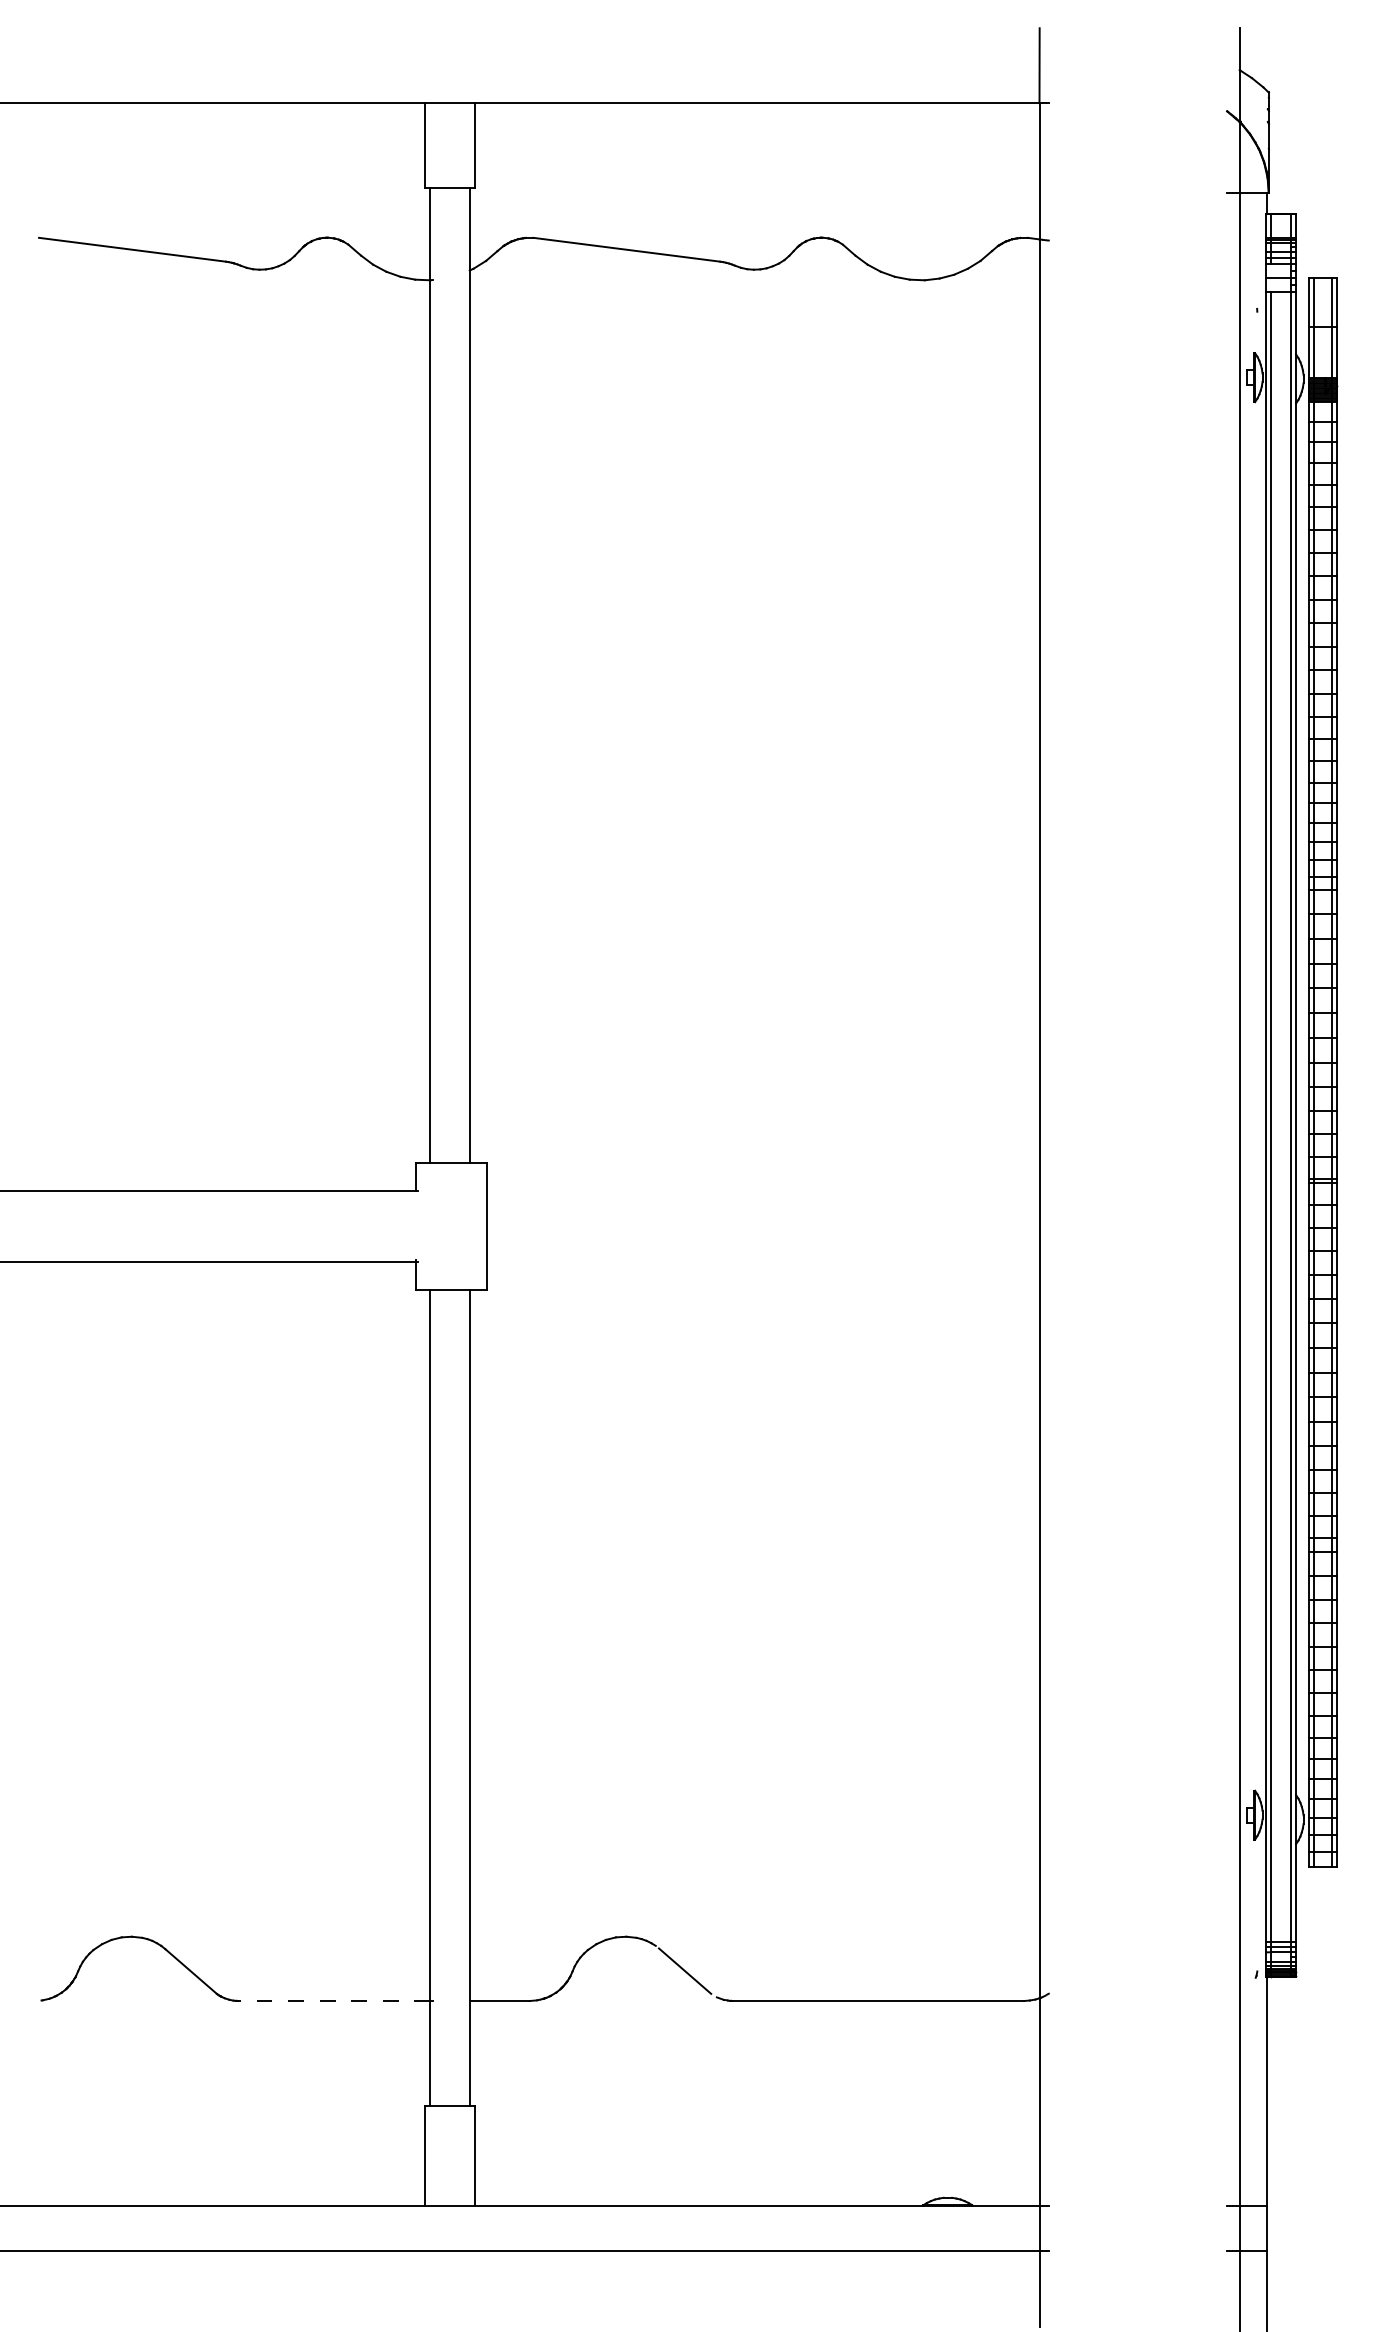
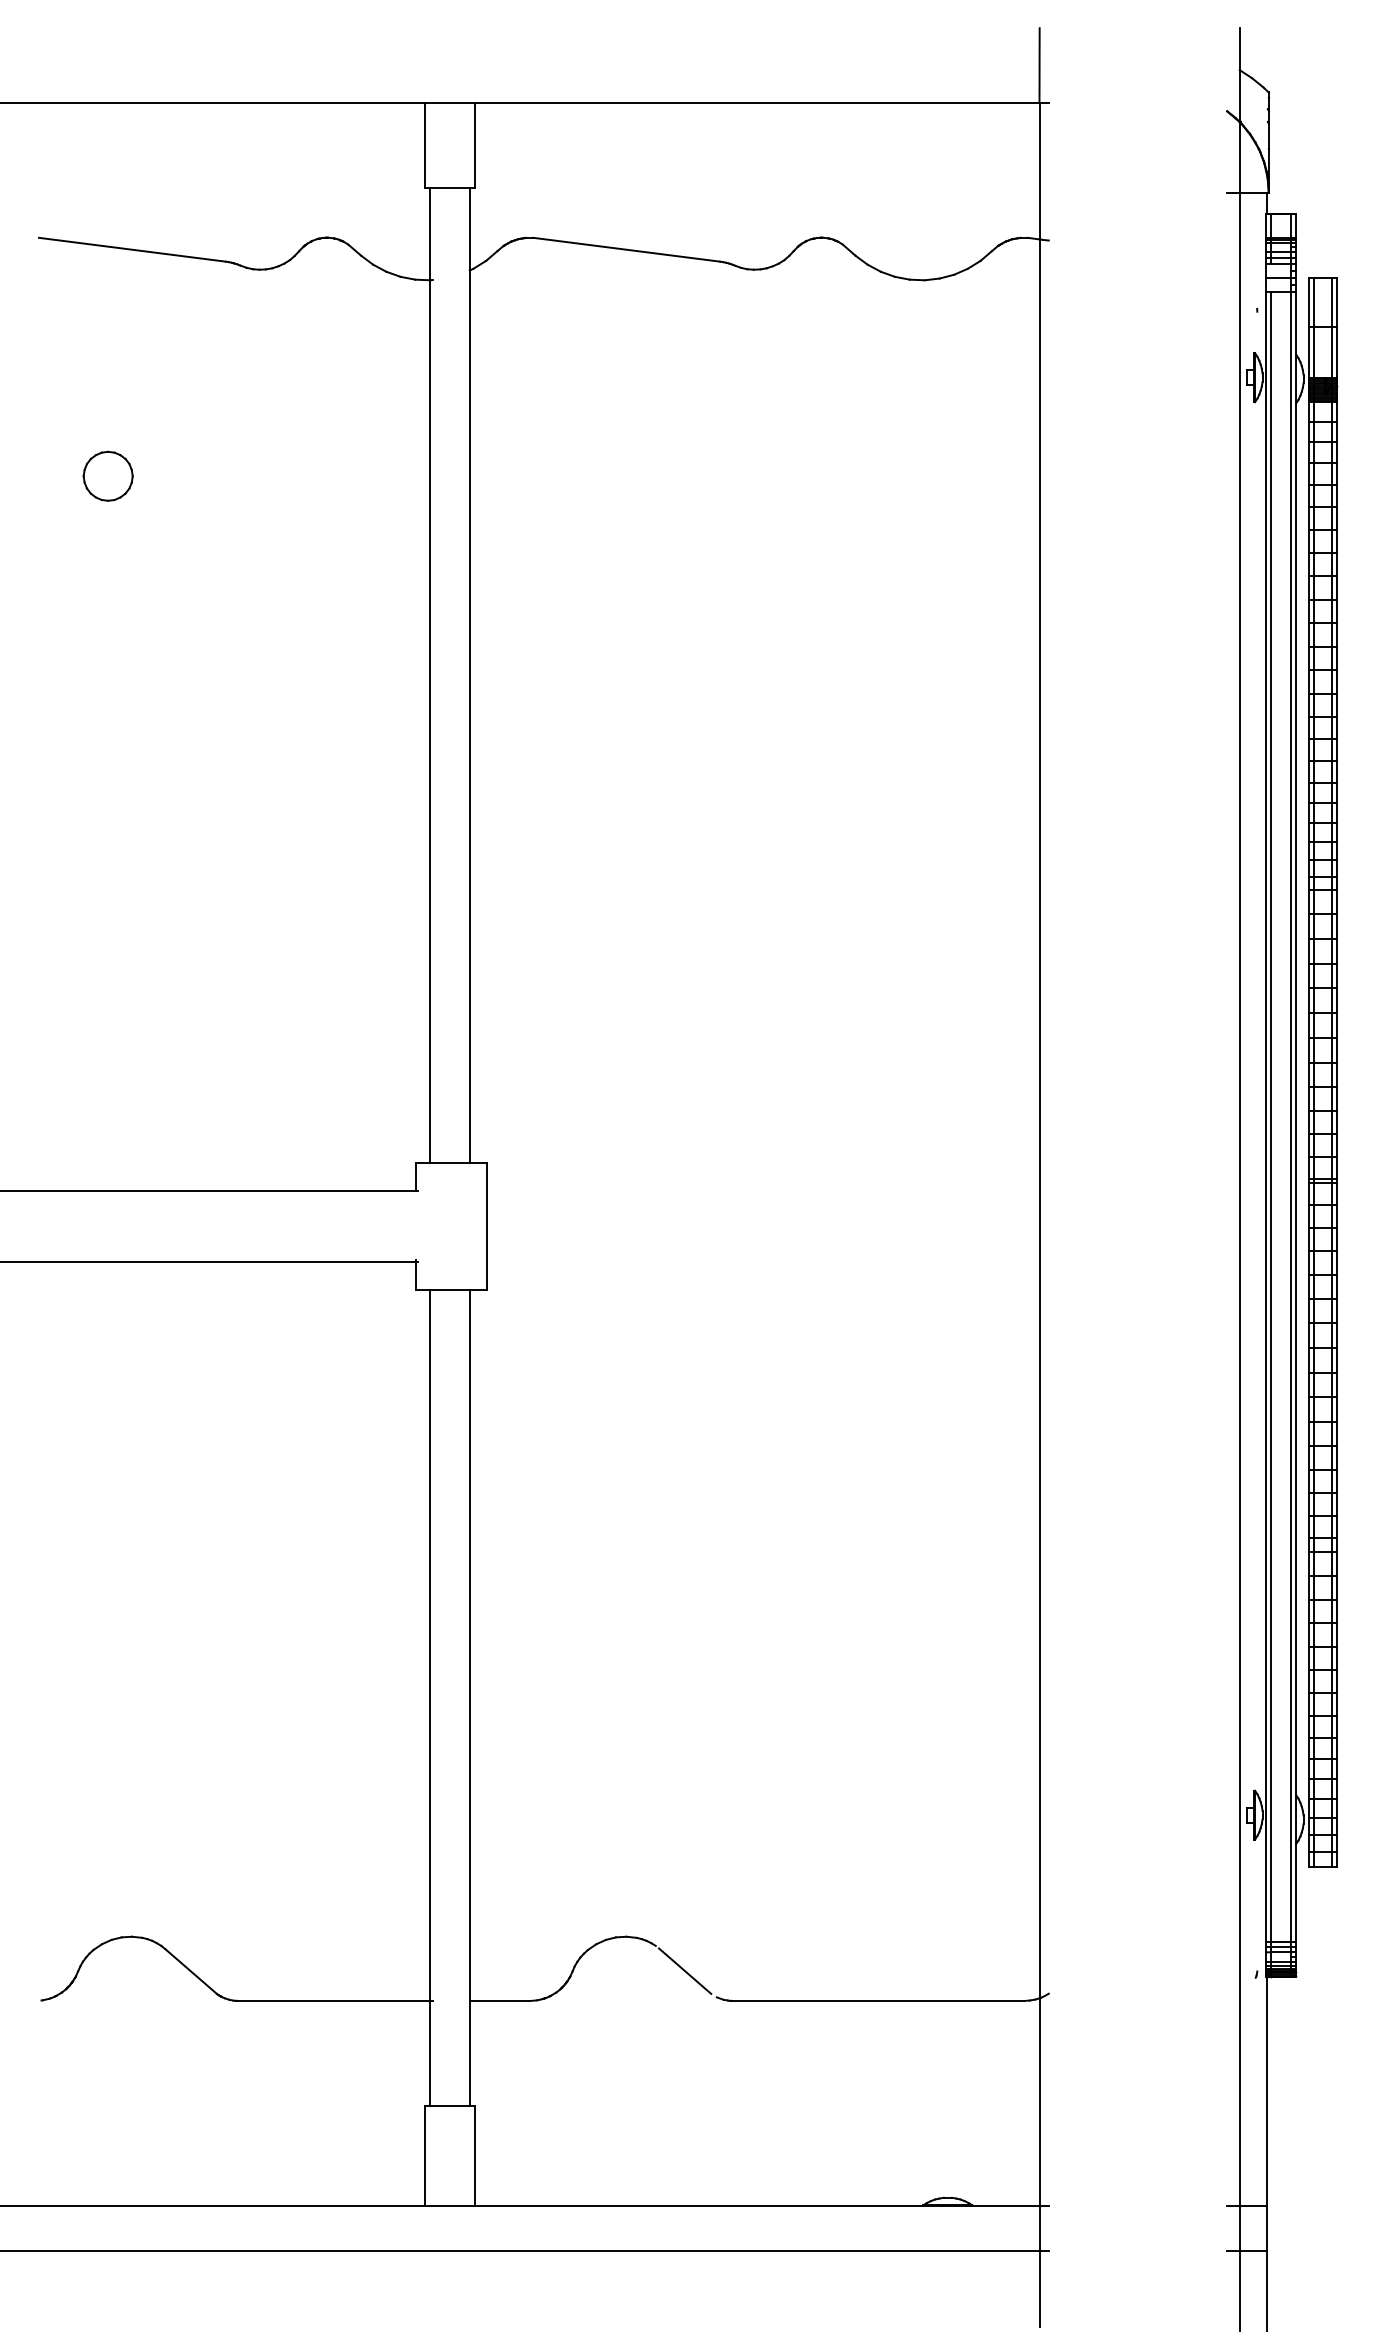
part: none -> present (107, 475)
line: dashed -> solid (333, 2000)
